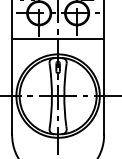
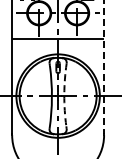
line: solid -> dashed (104, 67)
arc: solid -> dashed (64, 94)
